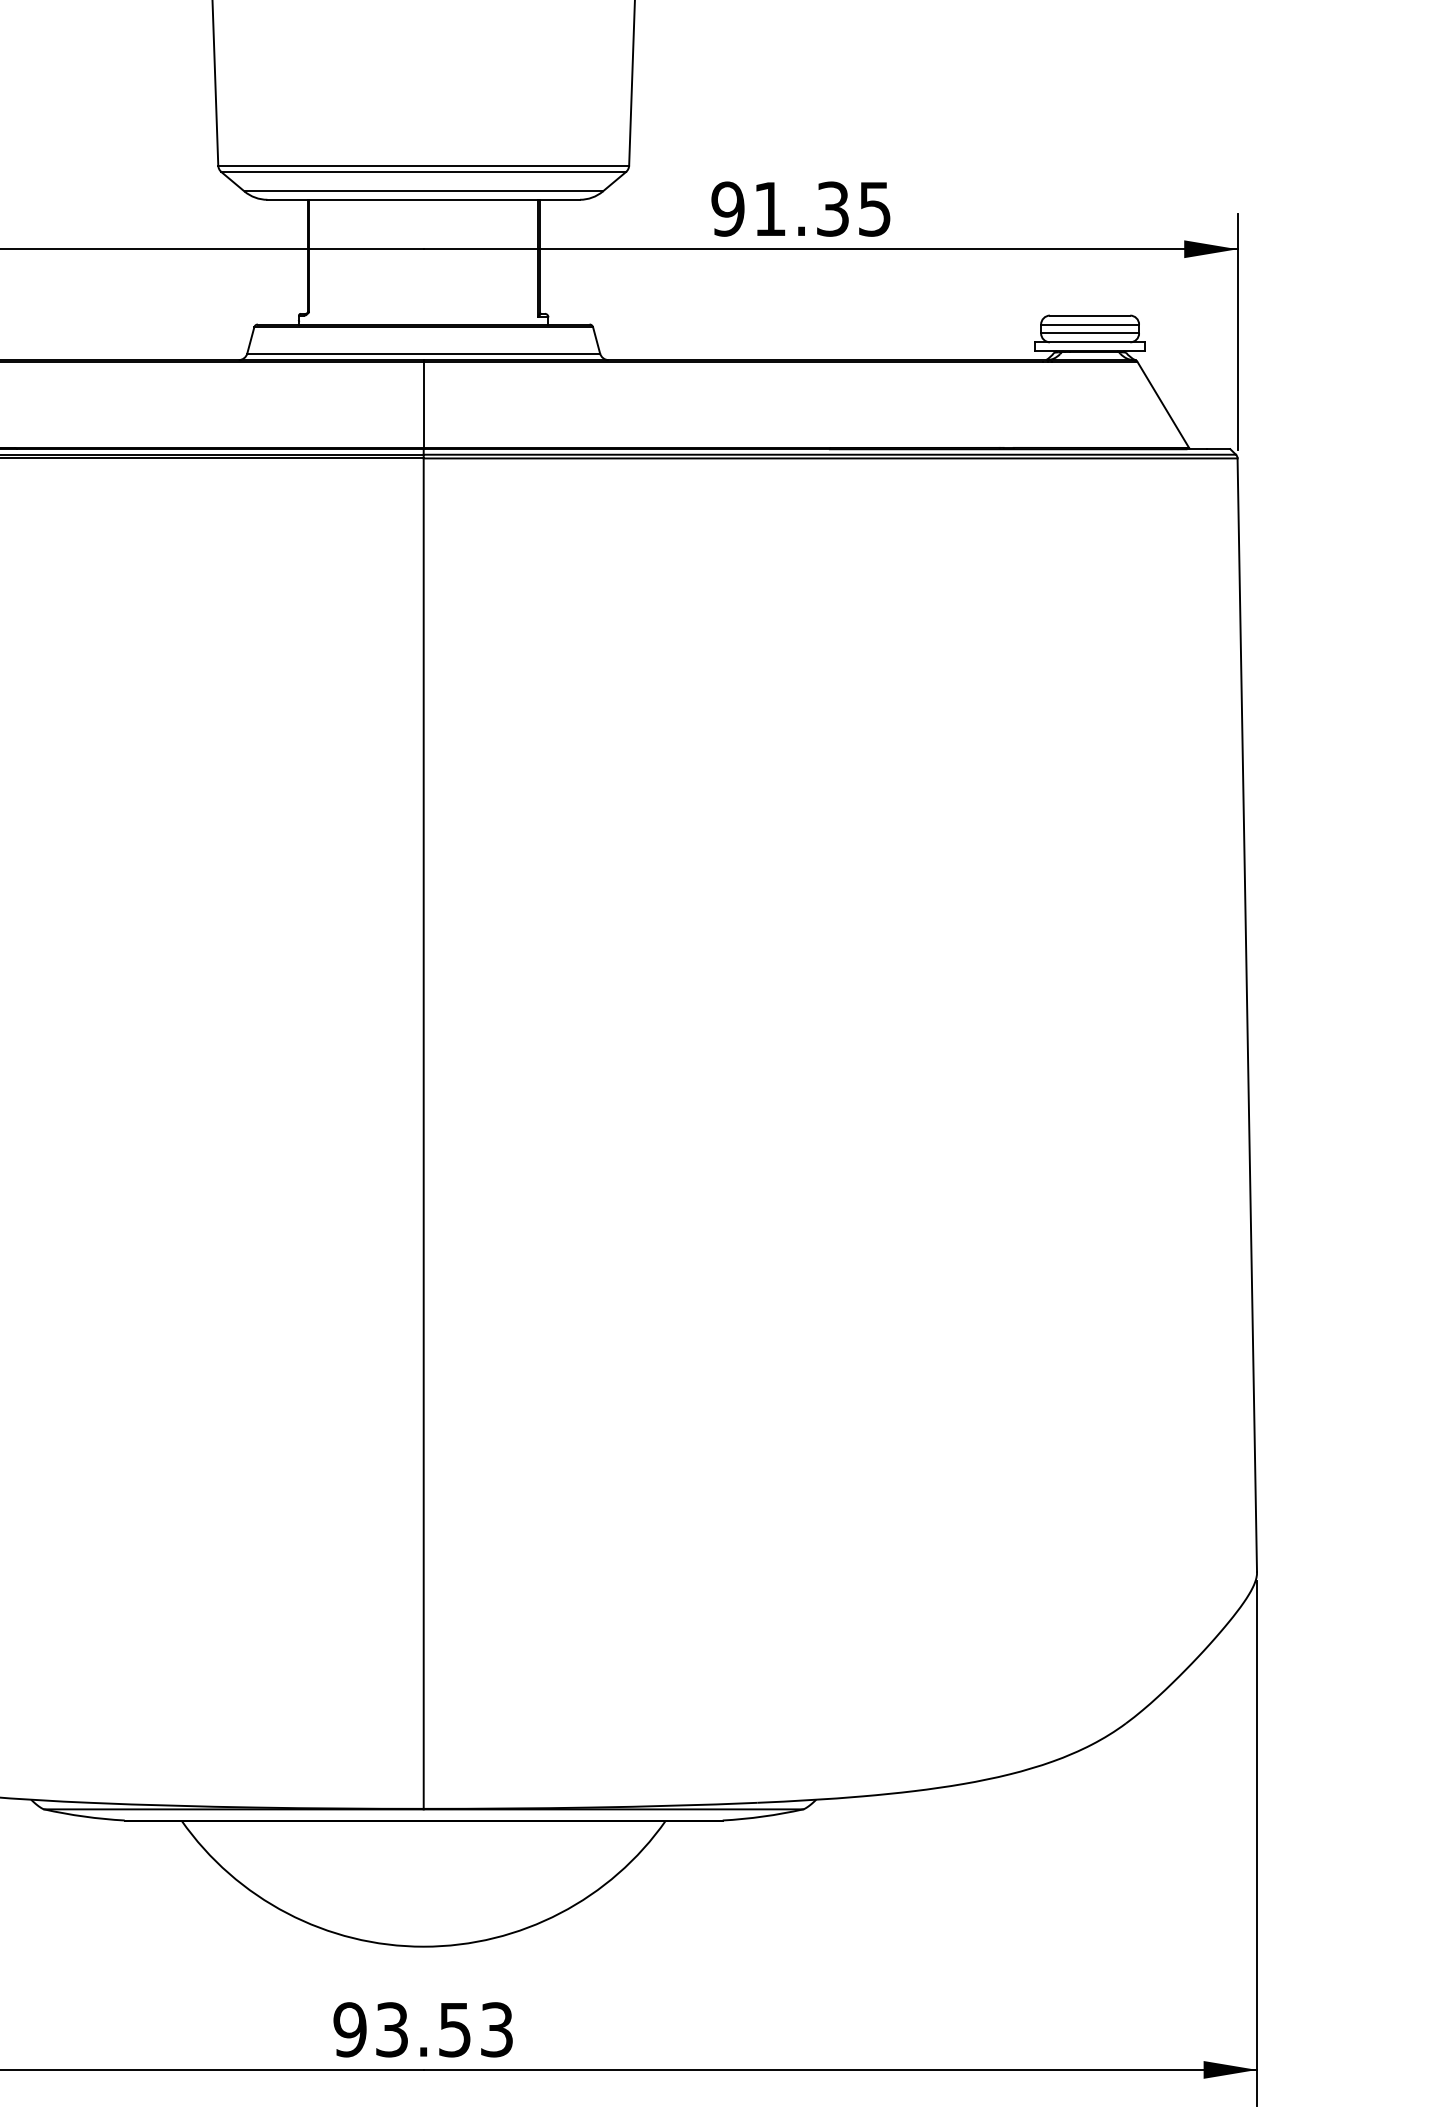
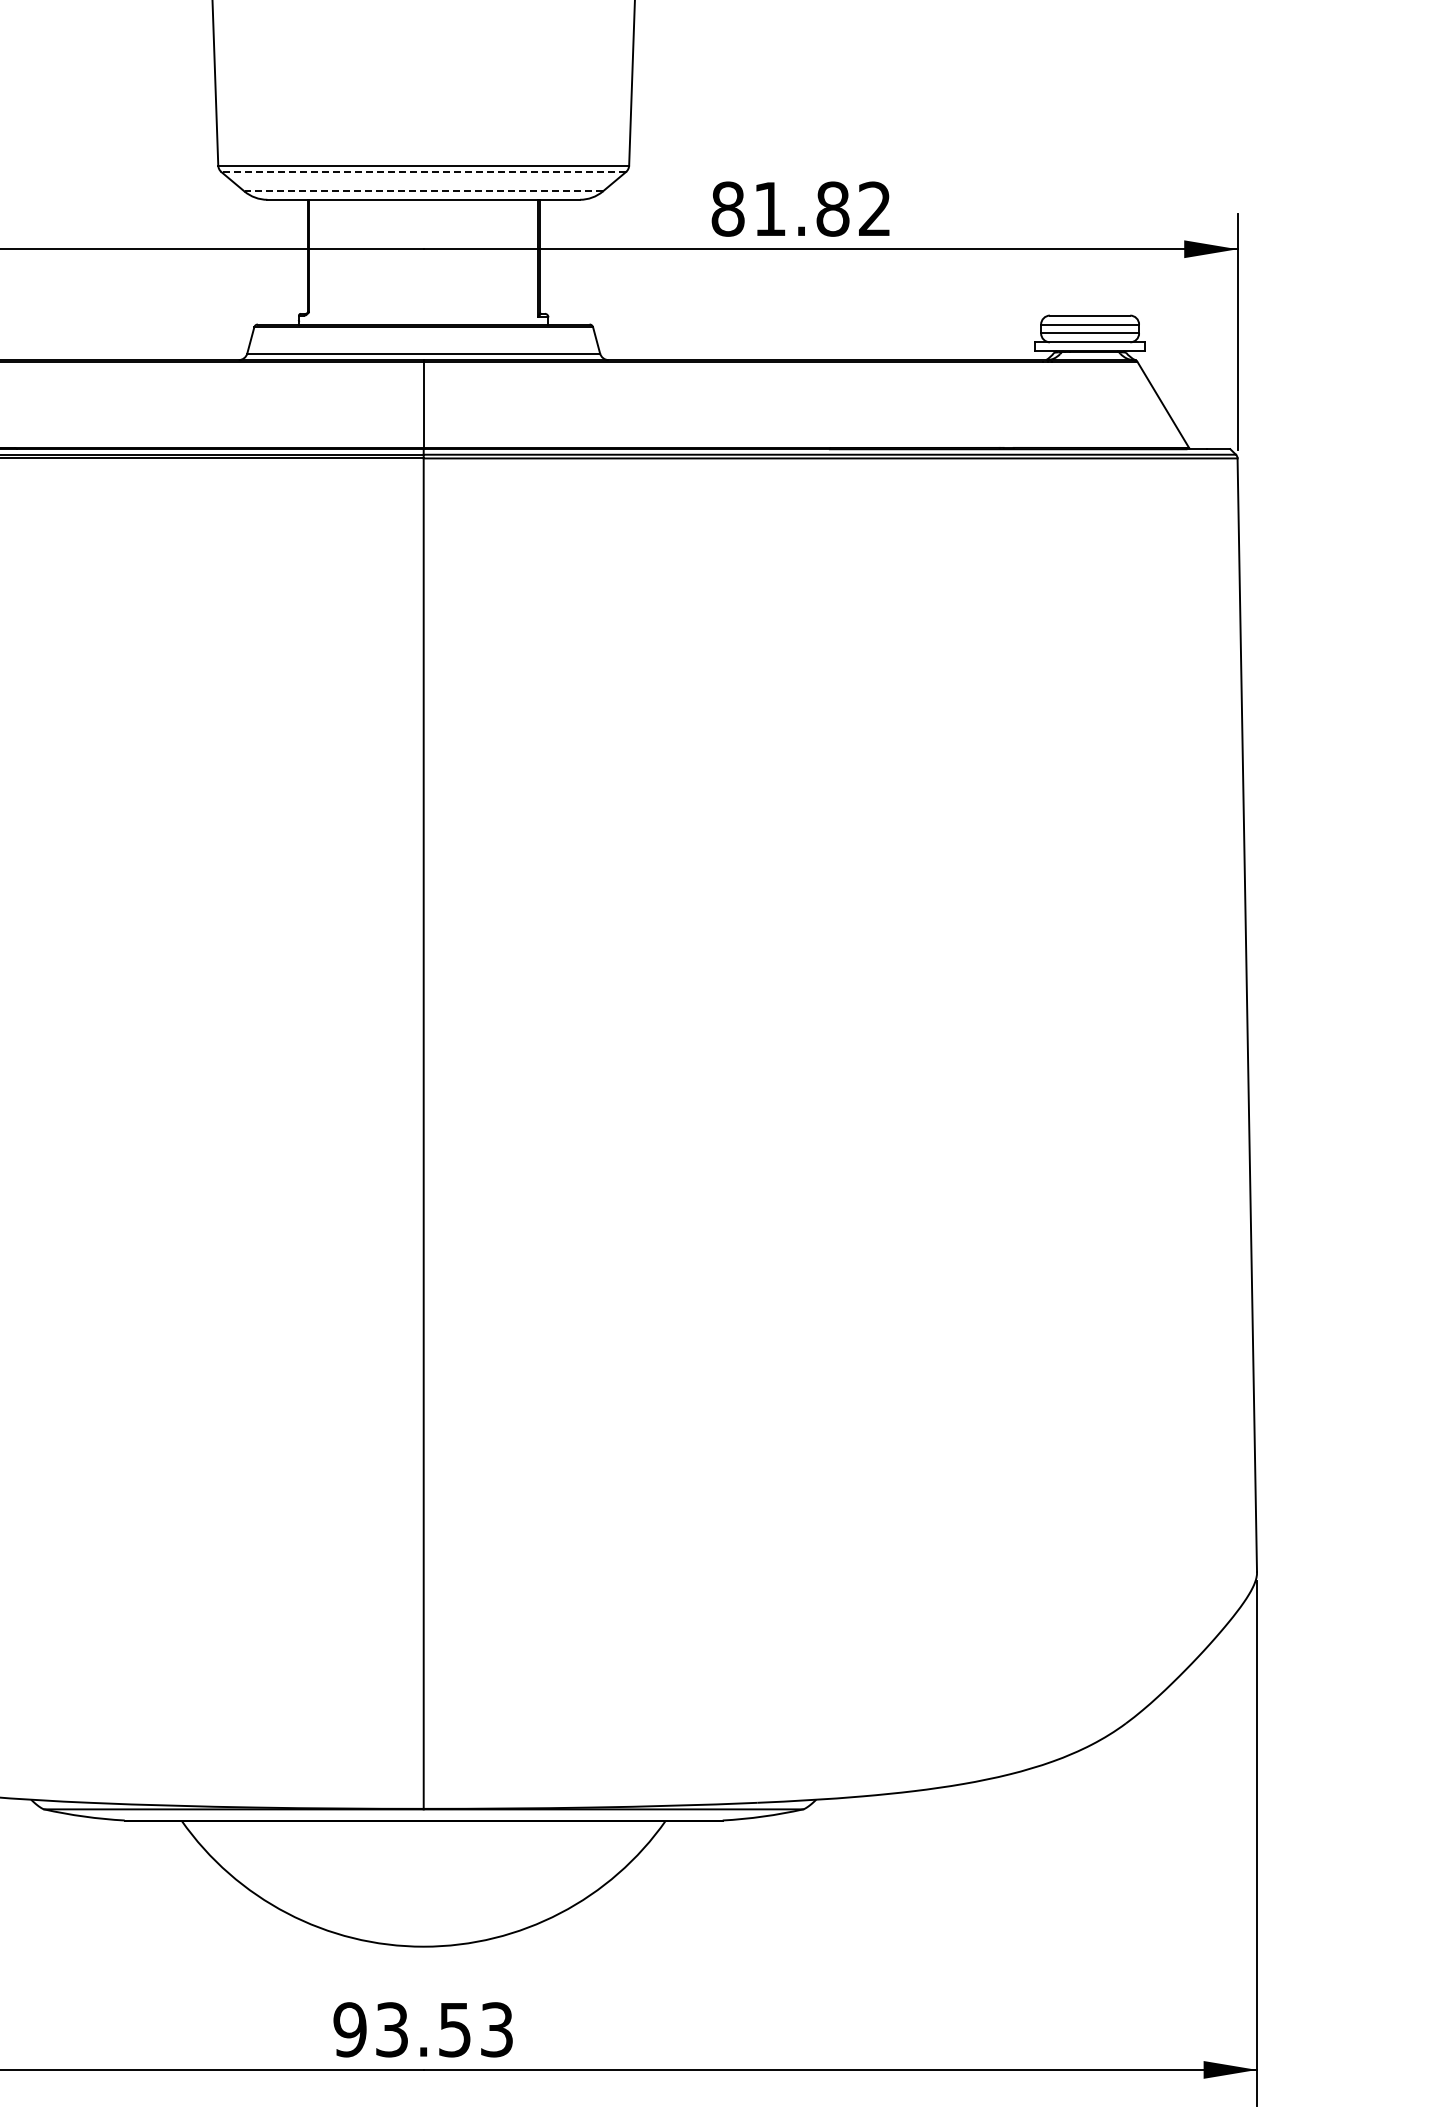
line: solid -> dashed (423, 172)
line: solid -> dashed (423, 191)
text: 91.35 -> 81.82 (800, 208)
